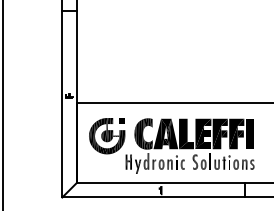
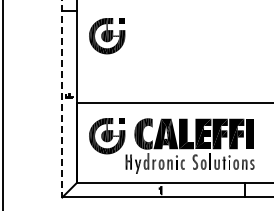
part: none -> present (107, 36)
line: solid -> dashed (62, 99)
